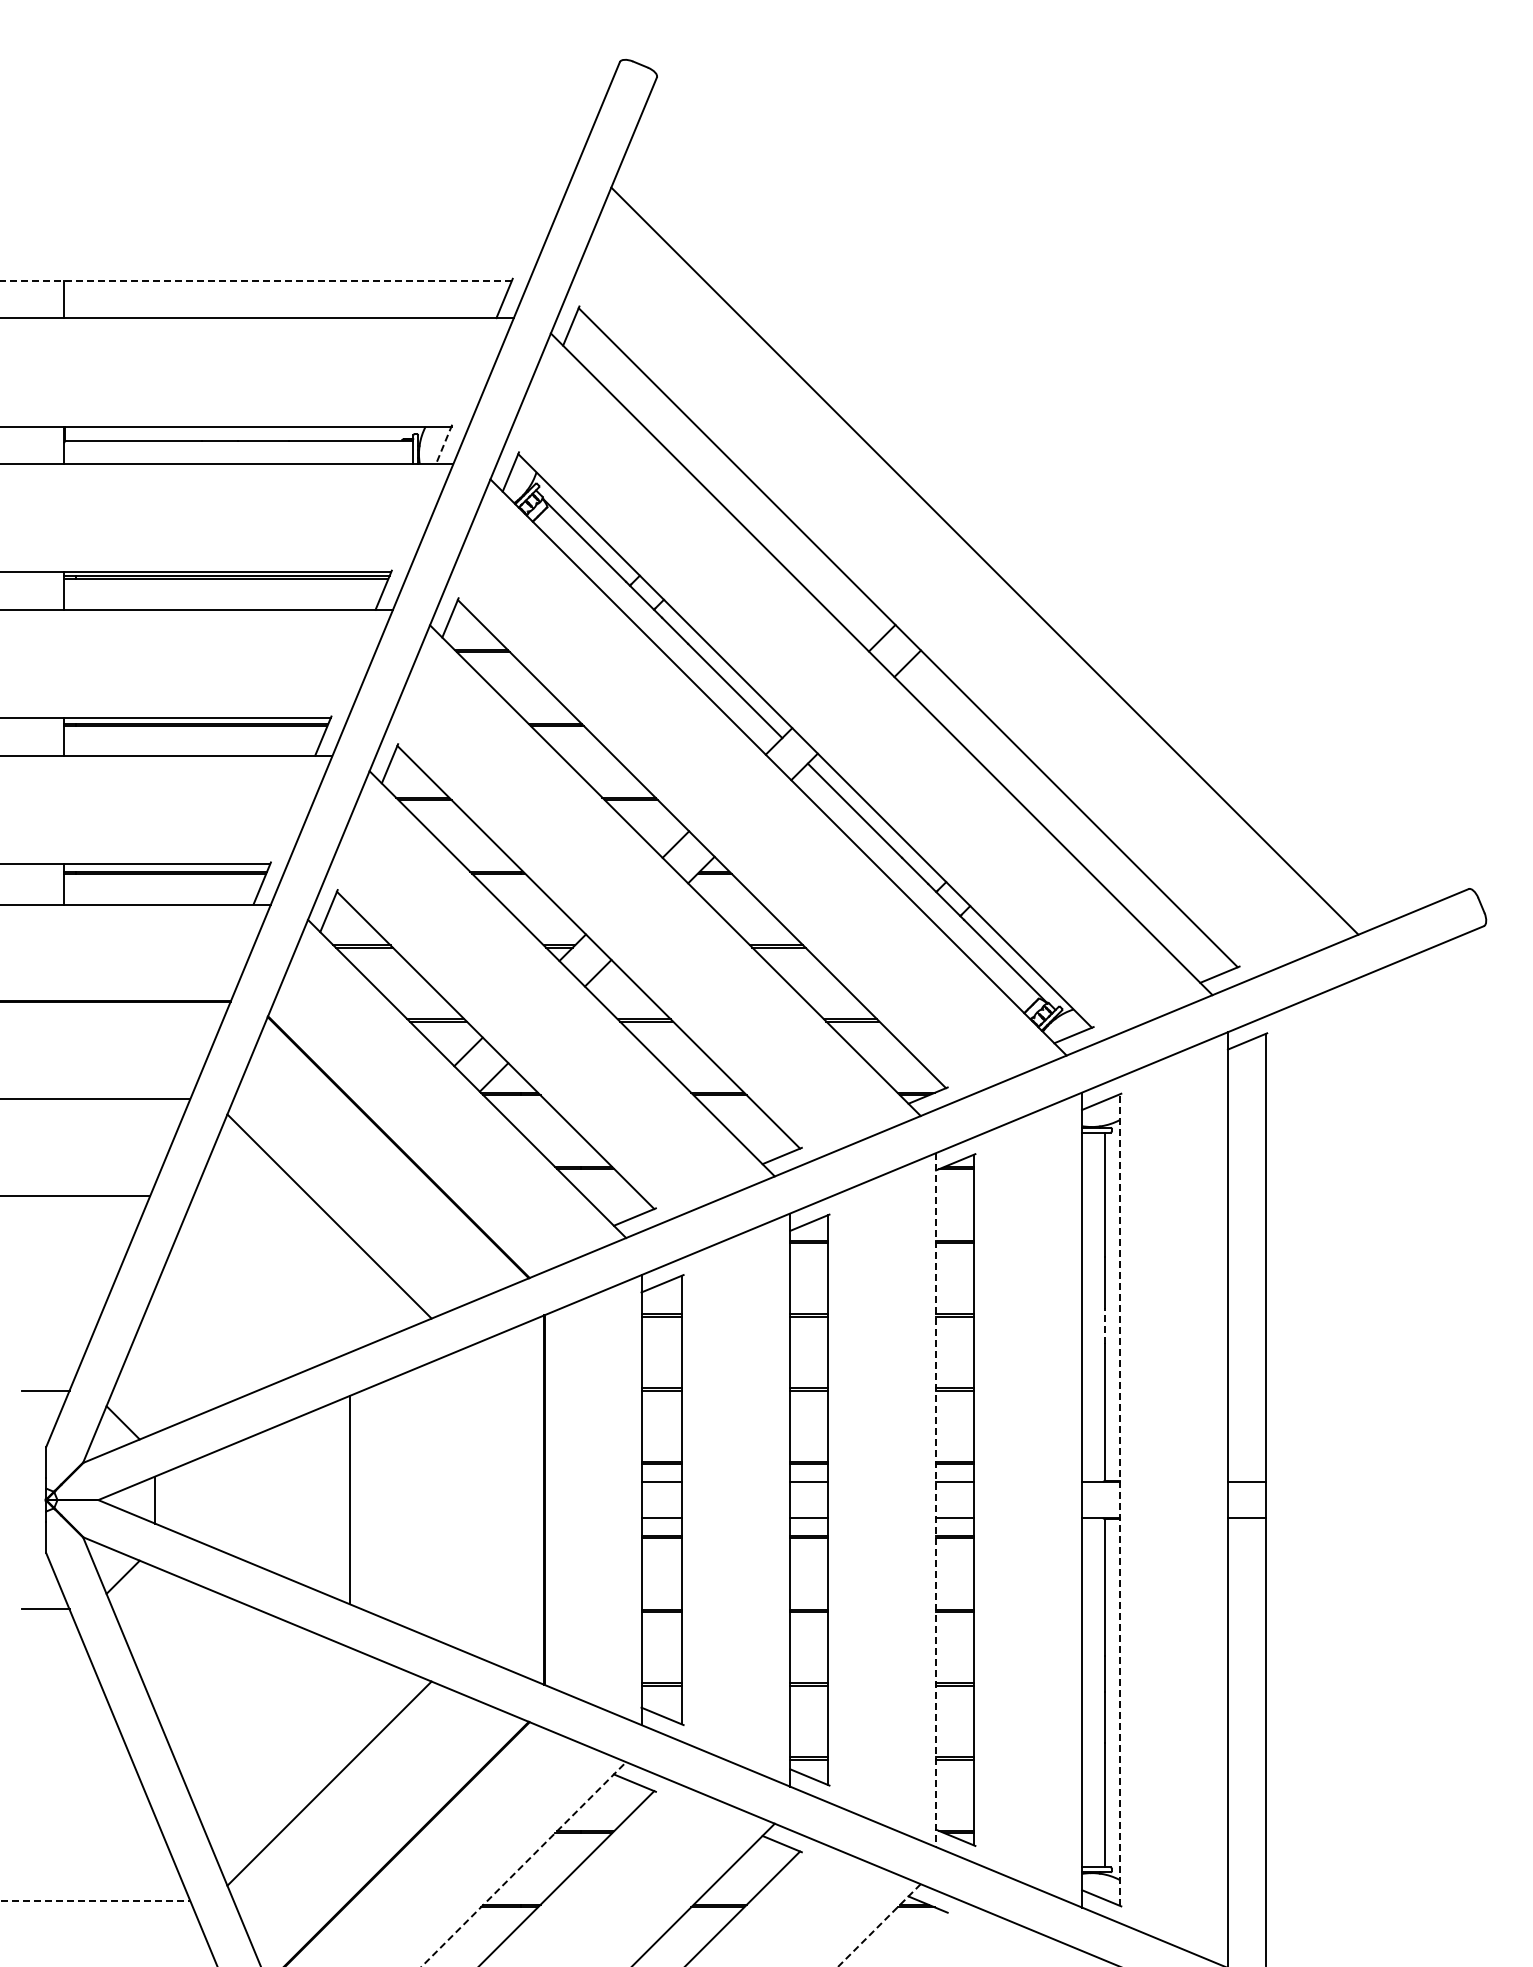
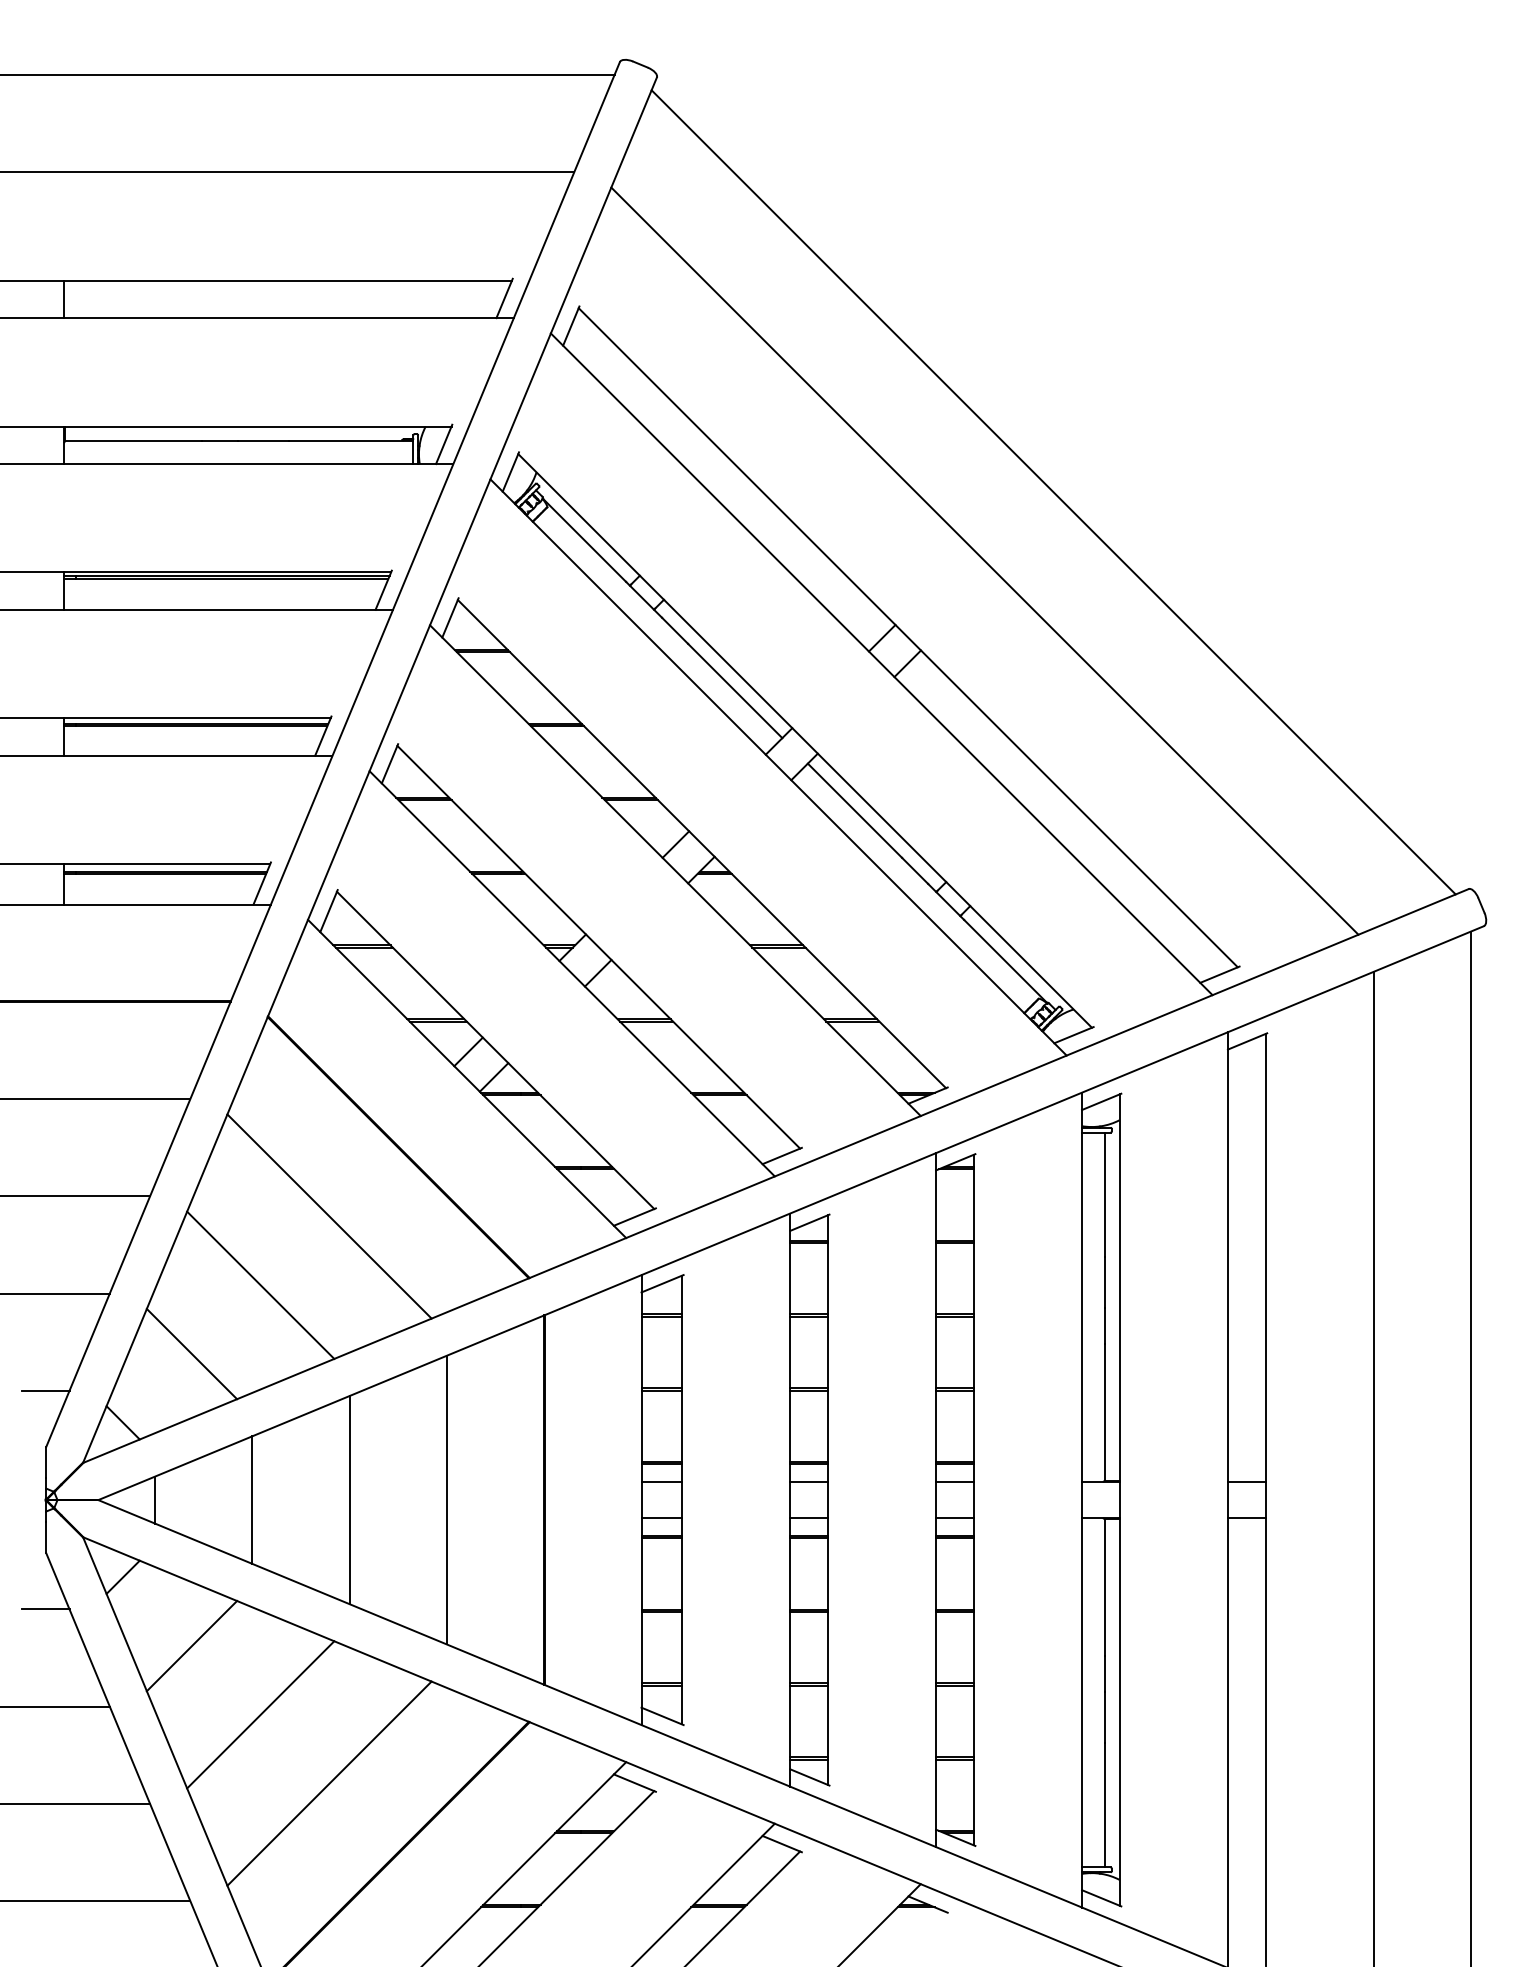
line: none -> present (308, 74)
line: none -> present (288, 172)
line: dashed -> solid (256, 280)
line: dashed -> solid (443, 444)
line: none -> present (1053, 492)
line: none -> present (260, 1284)
line: none -> present (55, 1293)
line: dashed -> solid (1105, 1325)
line: none -> present (191, 1353)
line: none -> present (1471, 1447)
line: none -> present (1373, 1467)
line: none -> present (252, 1499)
line: none -> present (446, 1499)
line: dashed -> solid (936, 1500)
line: dashed -> solid (1119, 1500)
line: none -> present (191, 1645)
line: none -> present (55, 1706)
line: none -> present (260, 1714)
line: none -> present (76, 1803)
line: dashed -> solid (524, 1863)
line: dashed -> solid (95, 1901)
line: dashed -> solid (879, 1925)
